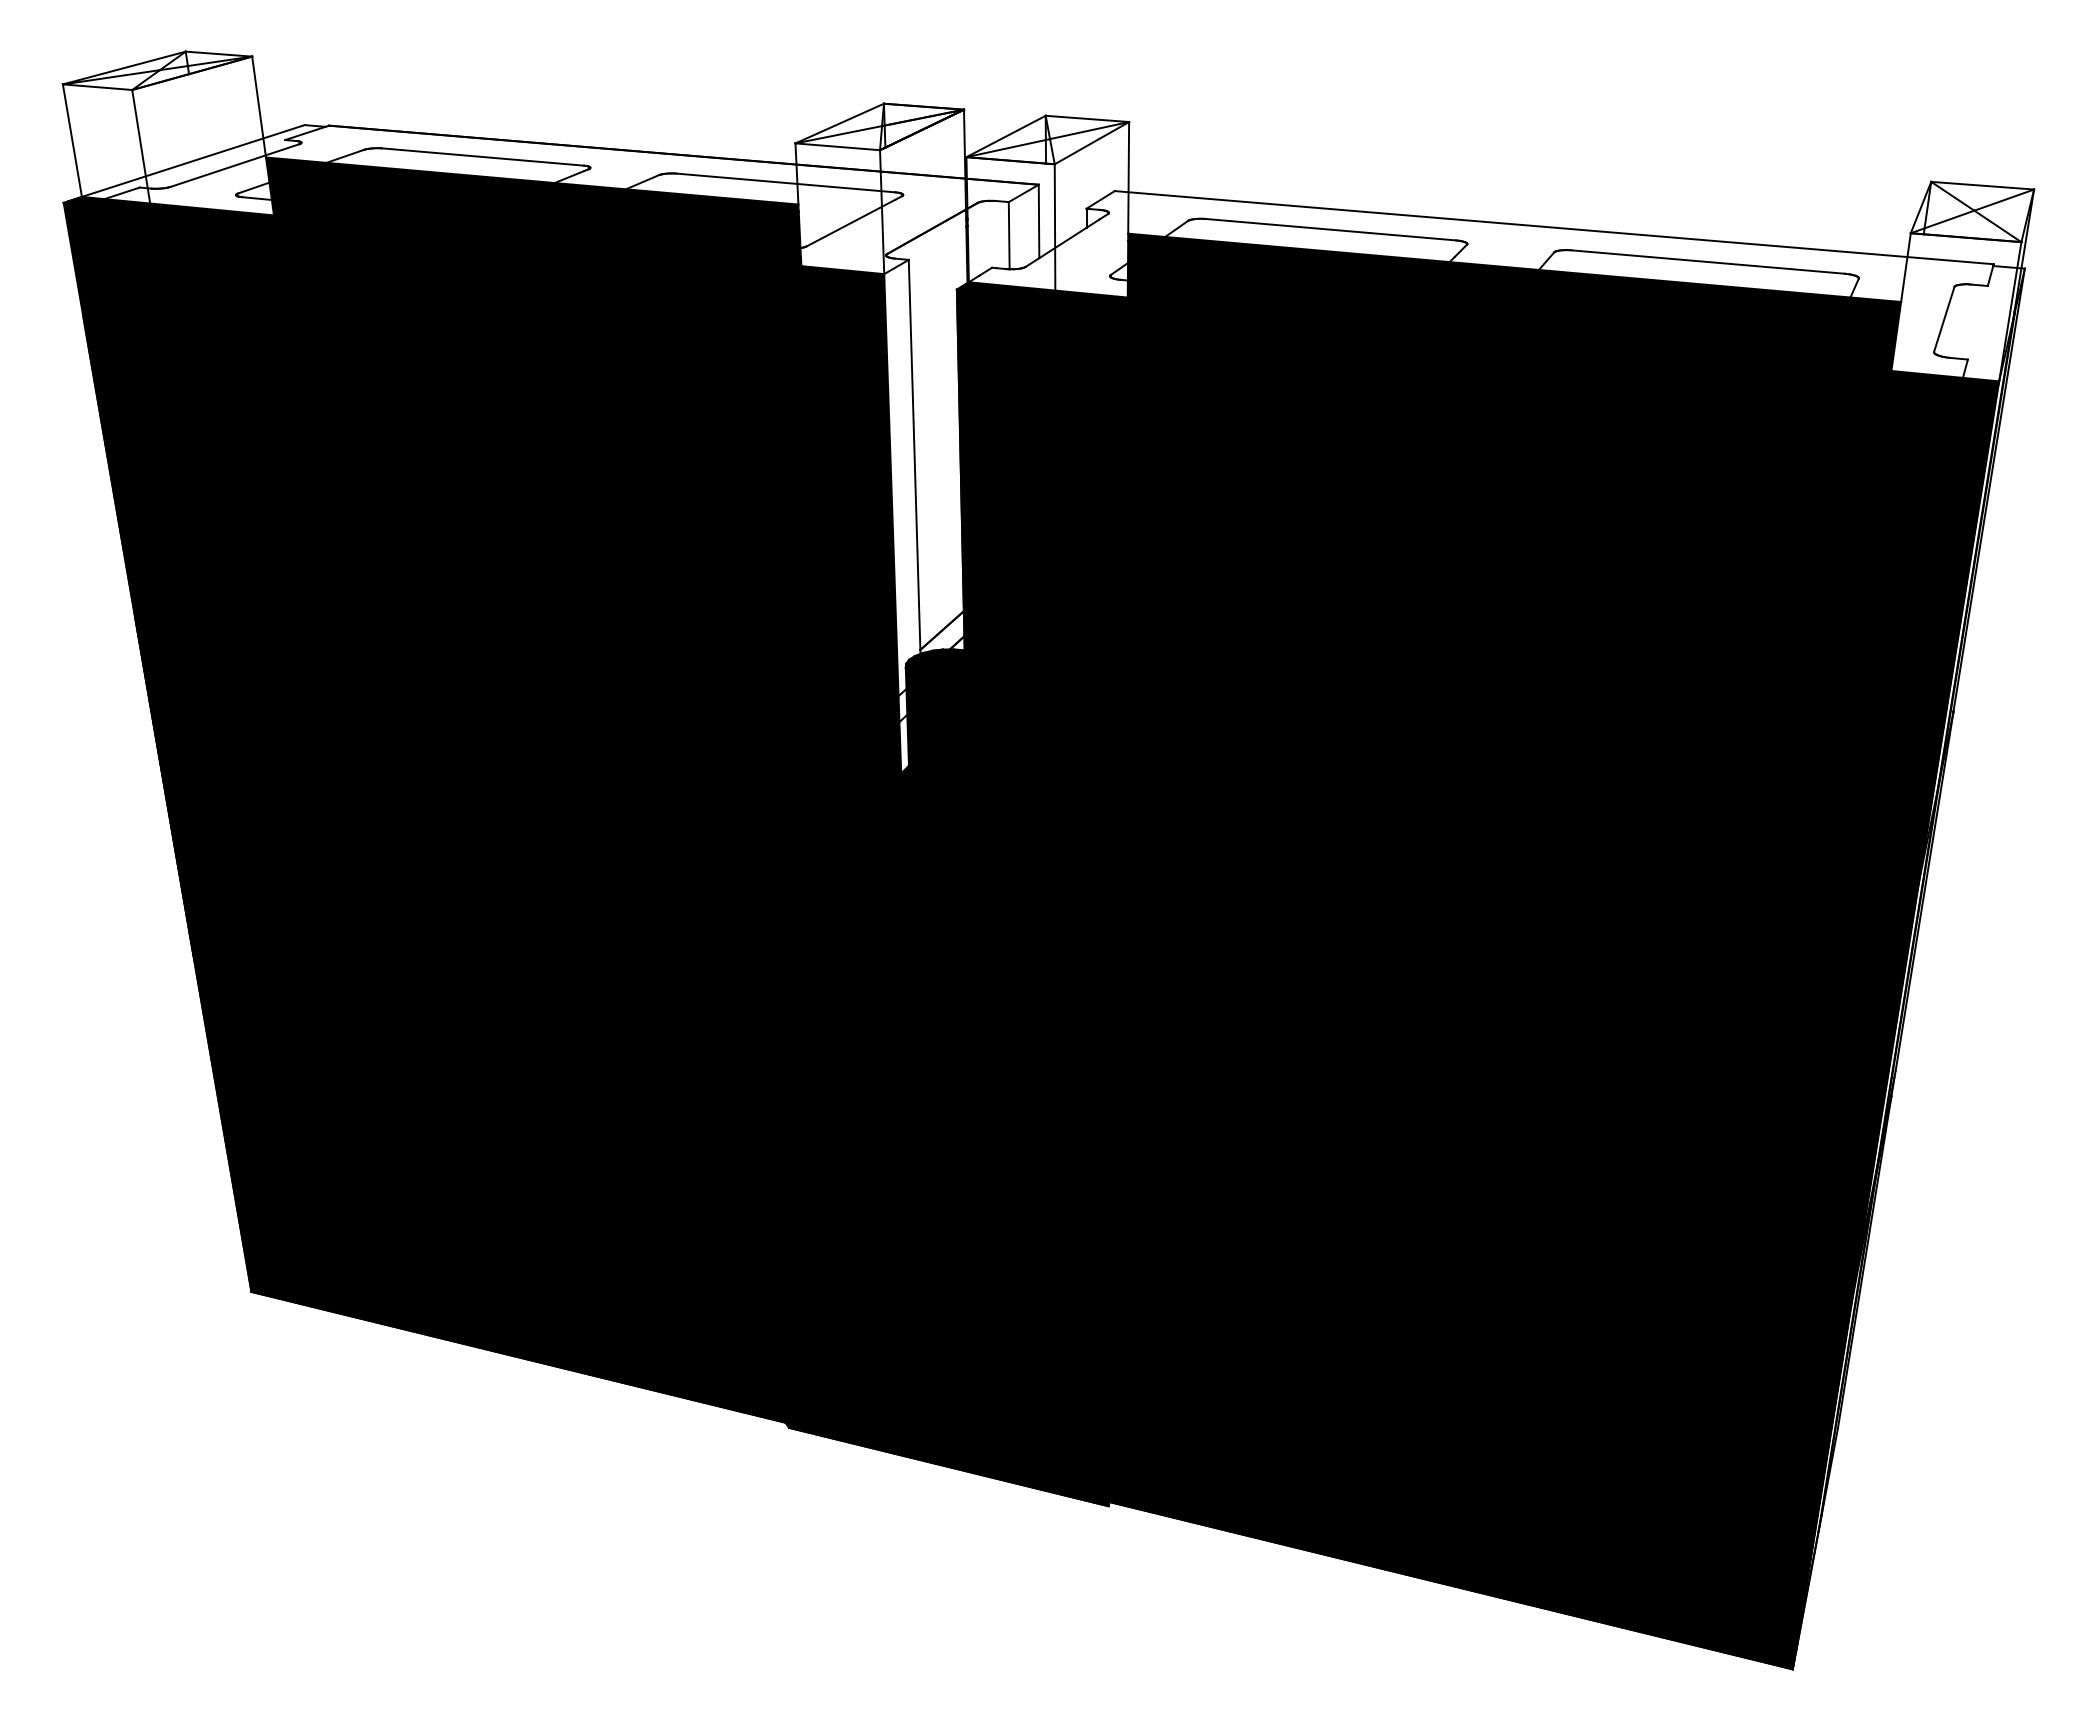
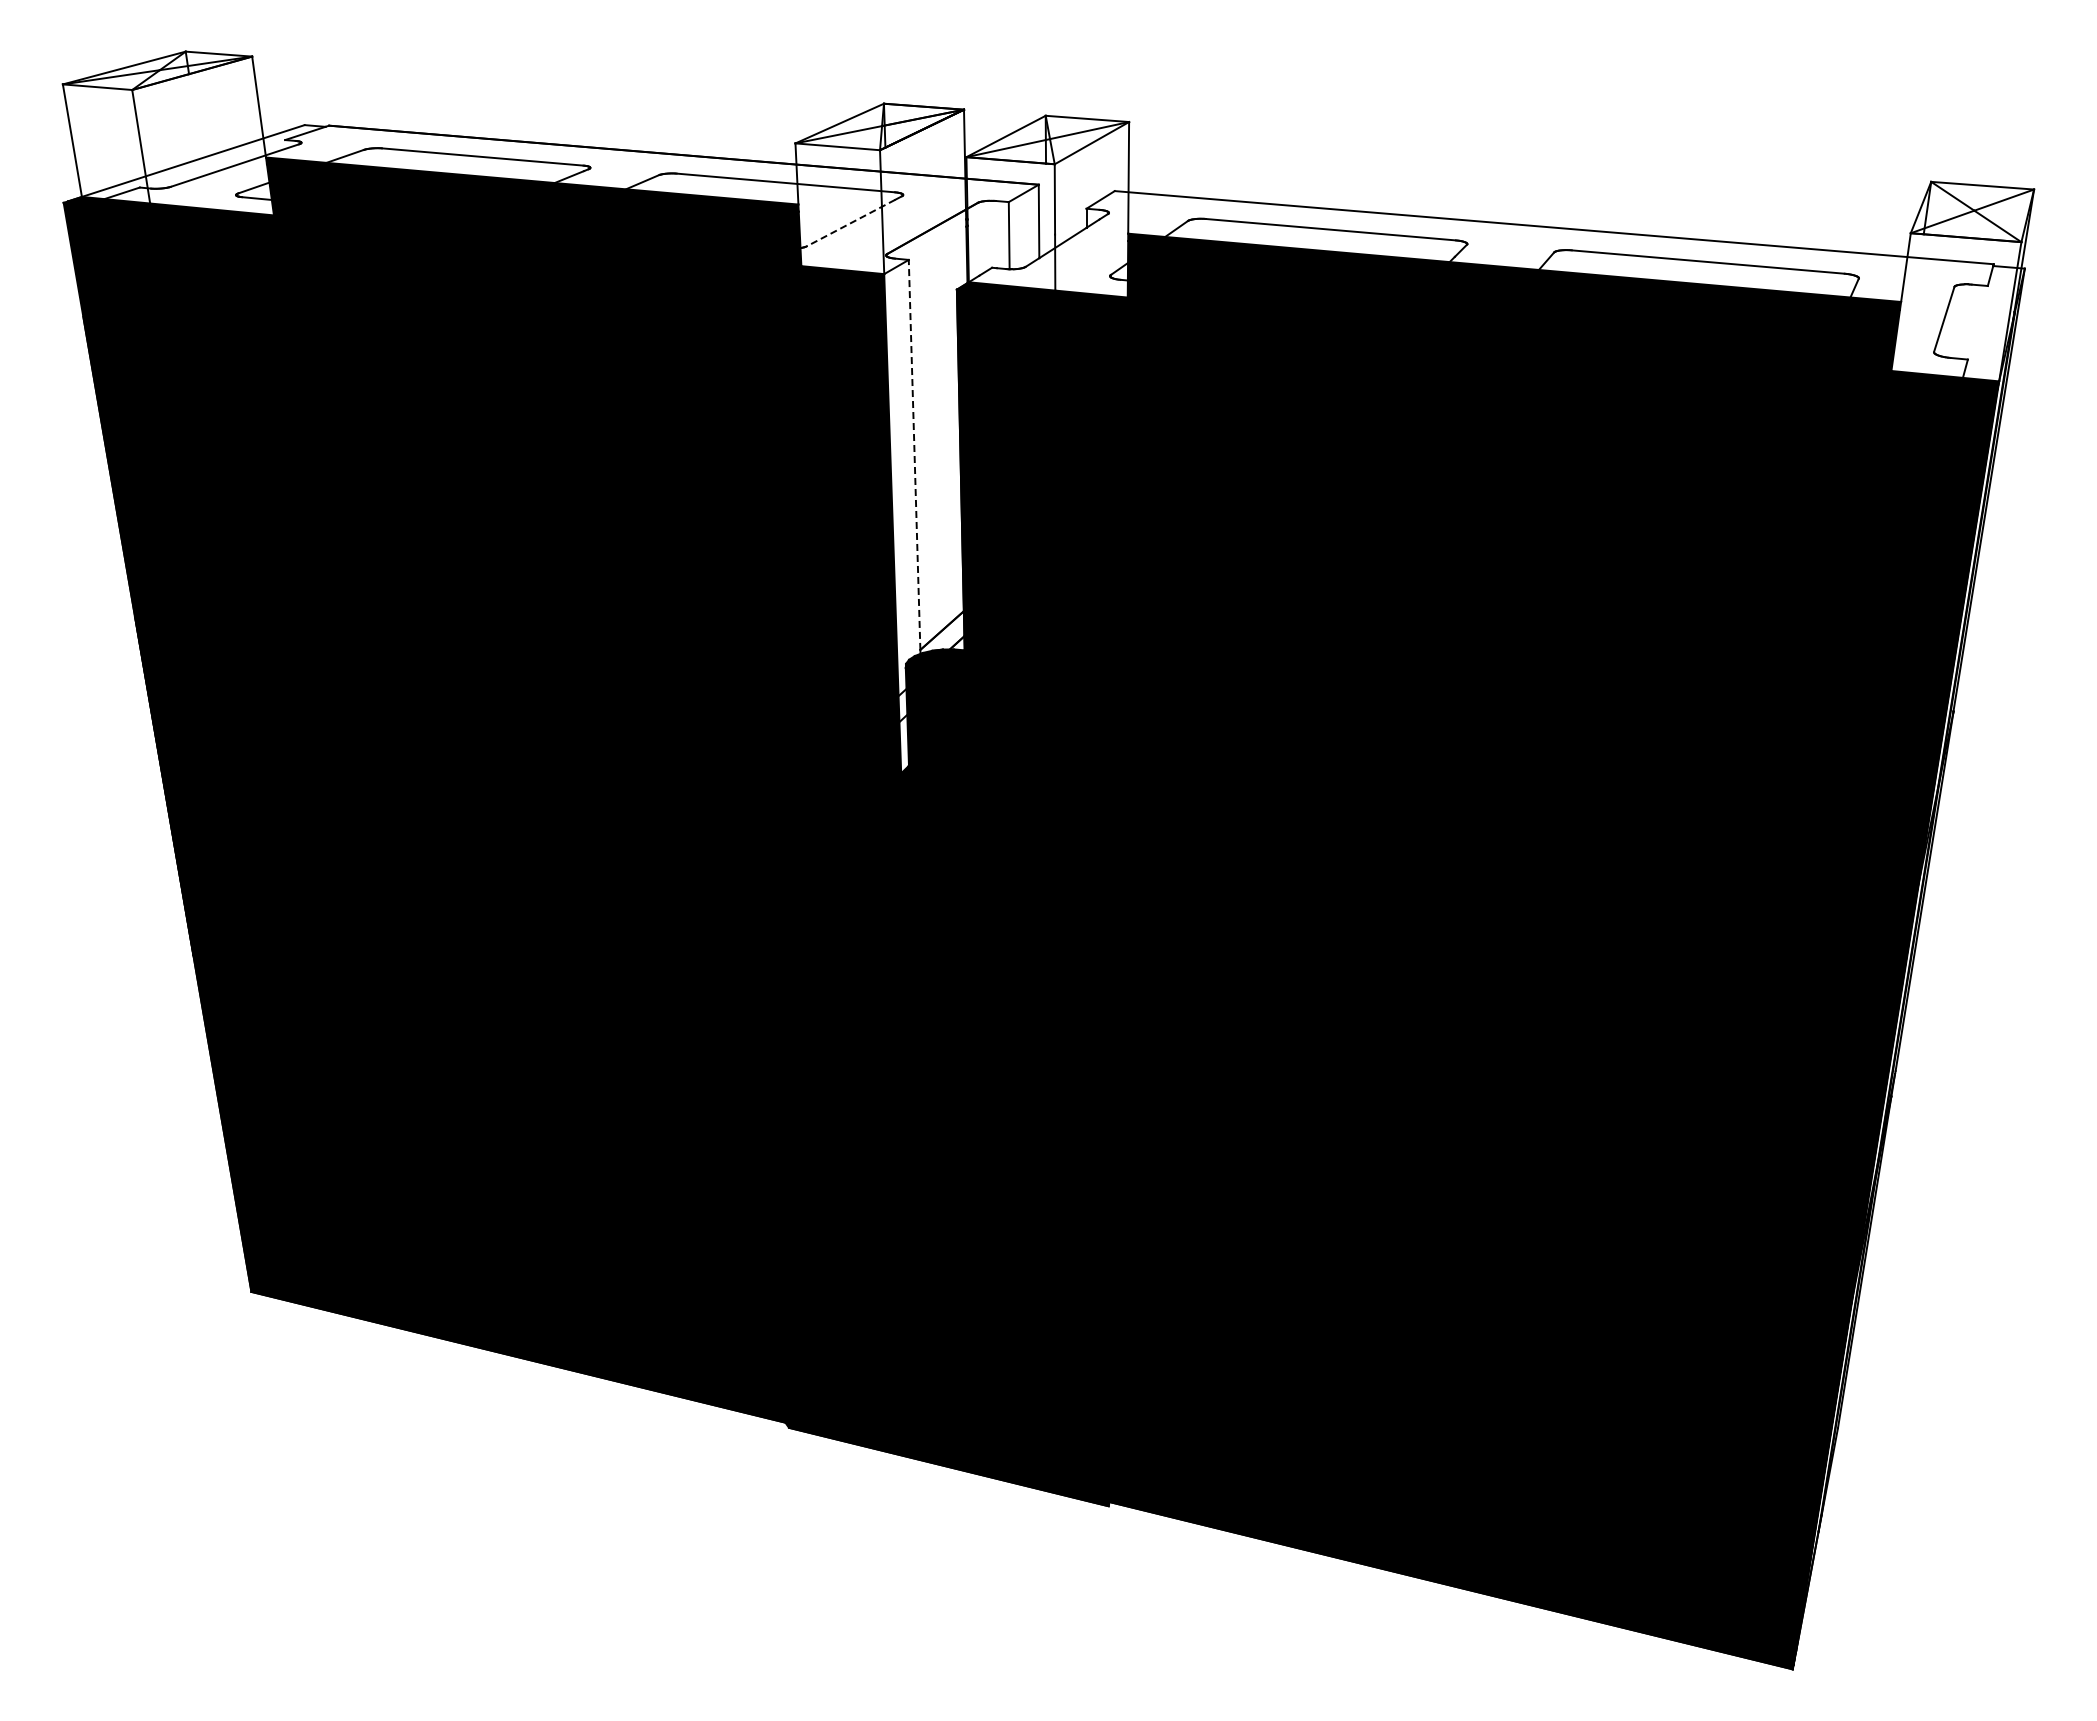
line: solid -> dashed (851, 223)
line: solid -> dashed (914, 454)
